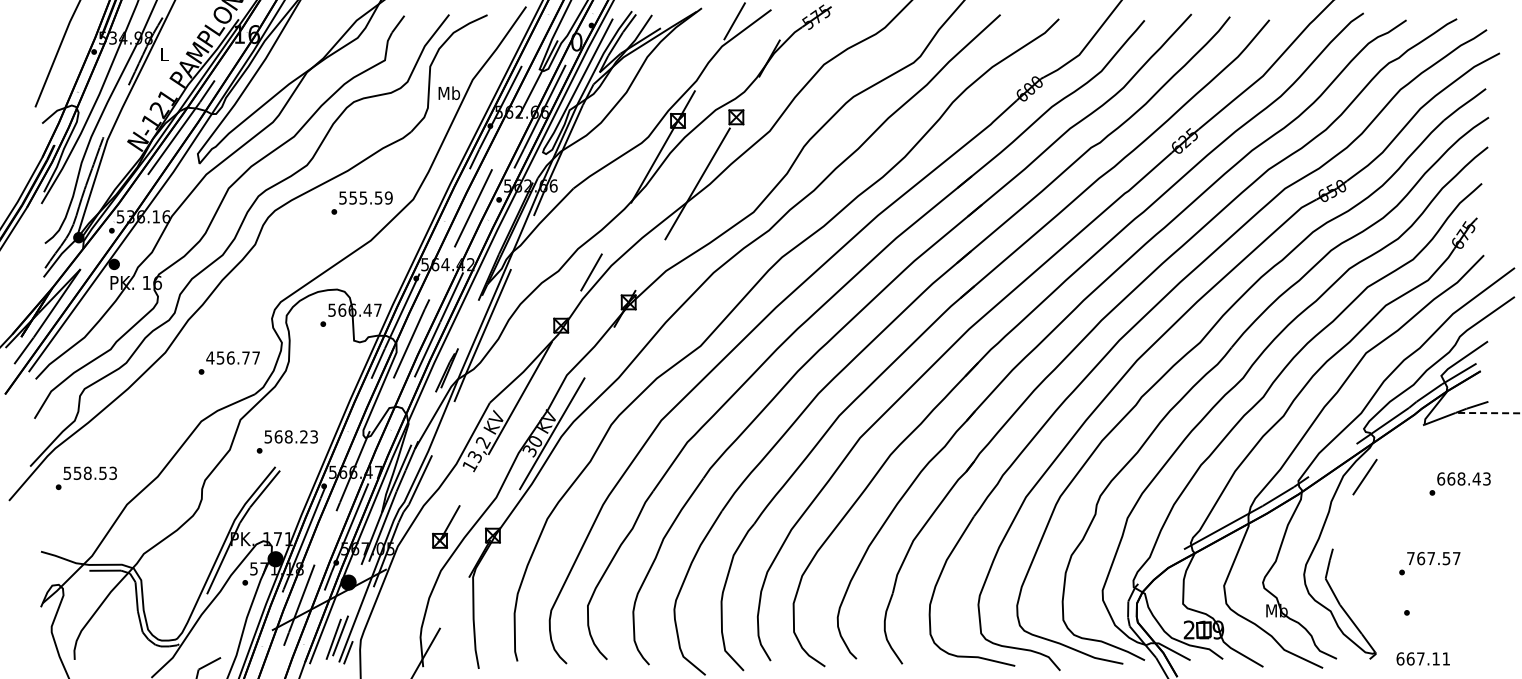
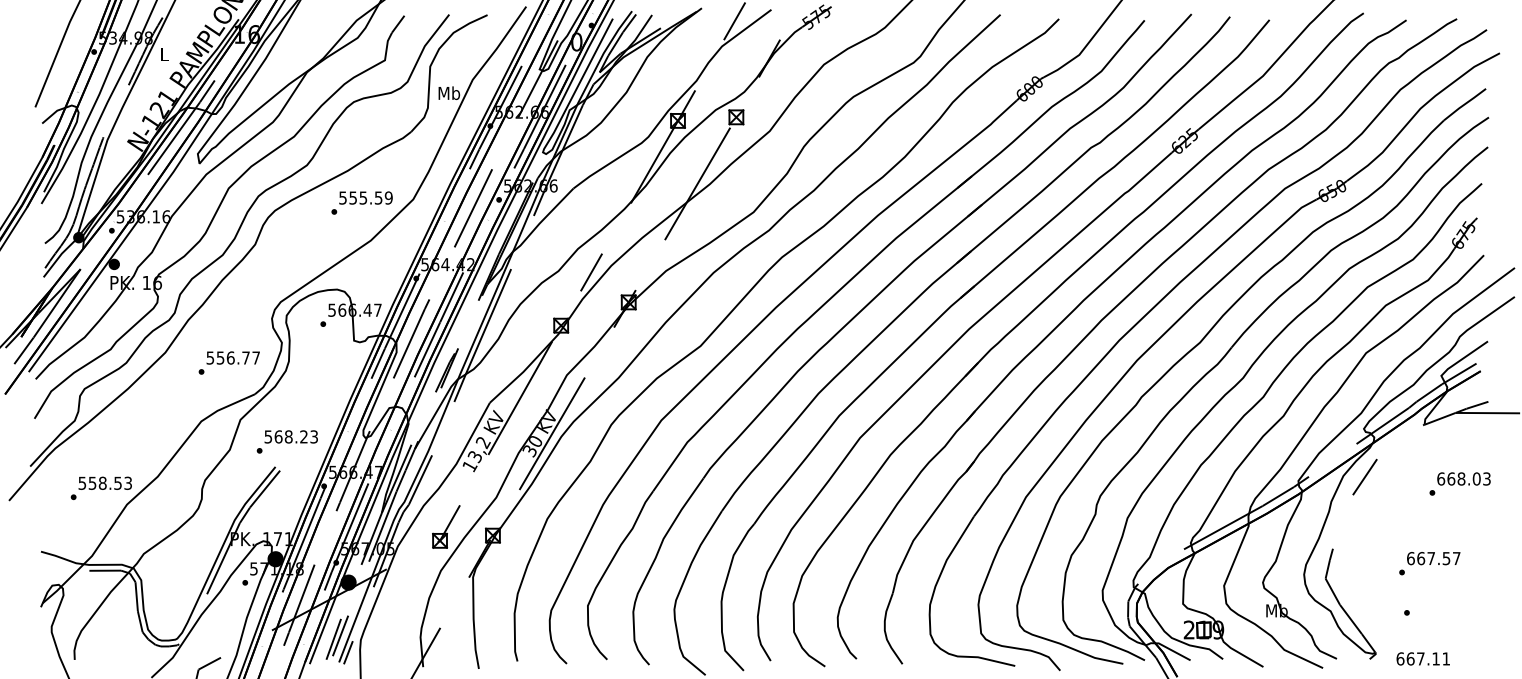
text: 456.77 -> 556.77 (210, 357)
line: dashed -> solid (1487, 413)
text position: (85, 478) -> (100, 488) (100, 488)
text: 668.43 -> 668.03 (1476, 478)
text: 767.57 -> 667.57 (1410, 558)
